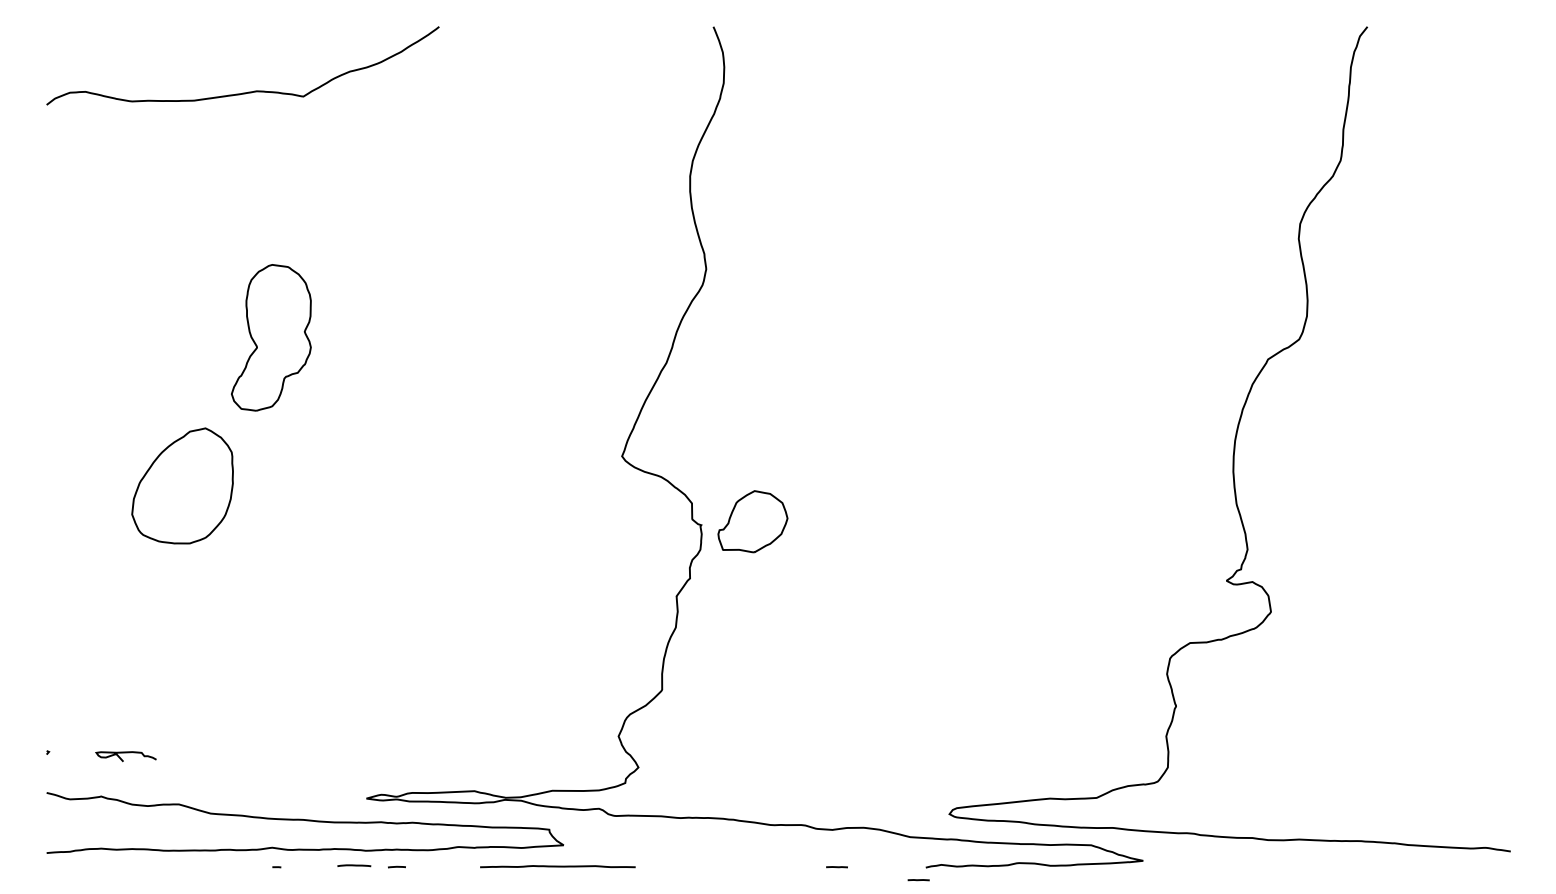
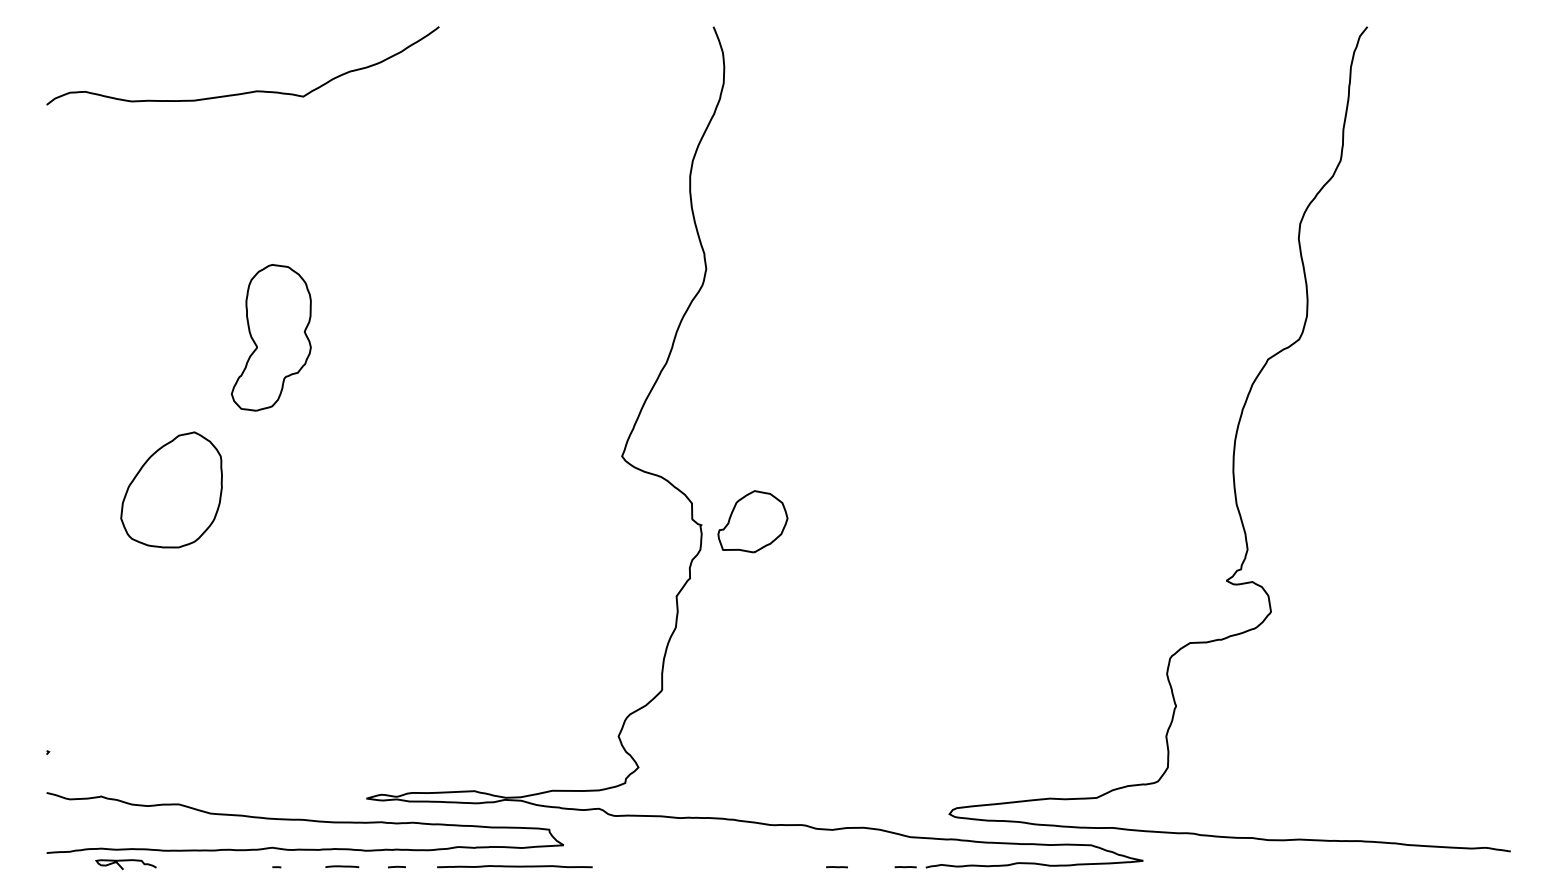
part position: (182, 485) -> (171, 489) (171, 489)
curve position: (125, 753) -> (125, 861) (125, 861)
line position: (354, 865) -> (342, 866) (342, 866)
line position: (557, 866) -> (514, 866) (514, 866)
line position: (918, 880) -> (905, 867) (905, 867)
